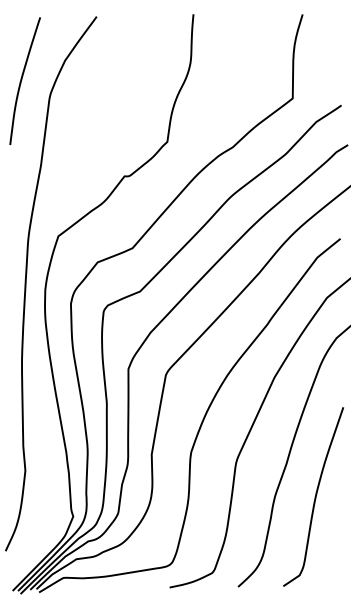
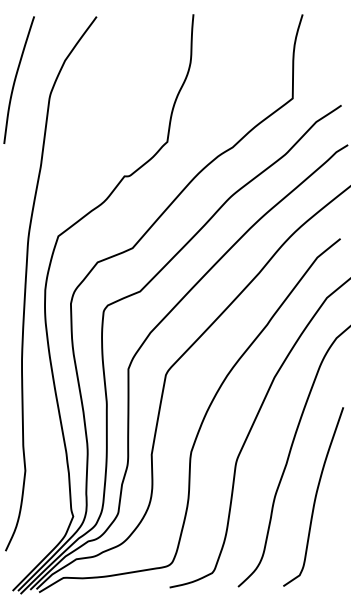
curve position: (22, 80) -> (16, 79) (16, 79)
